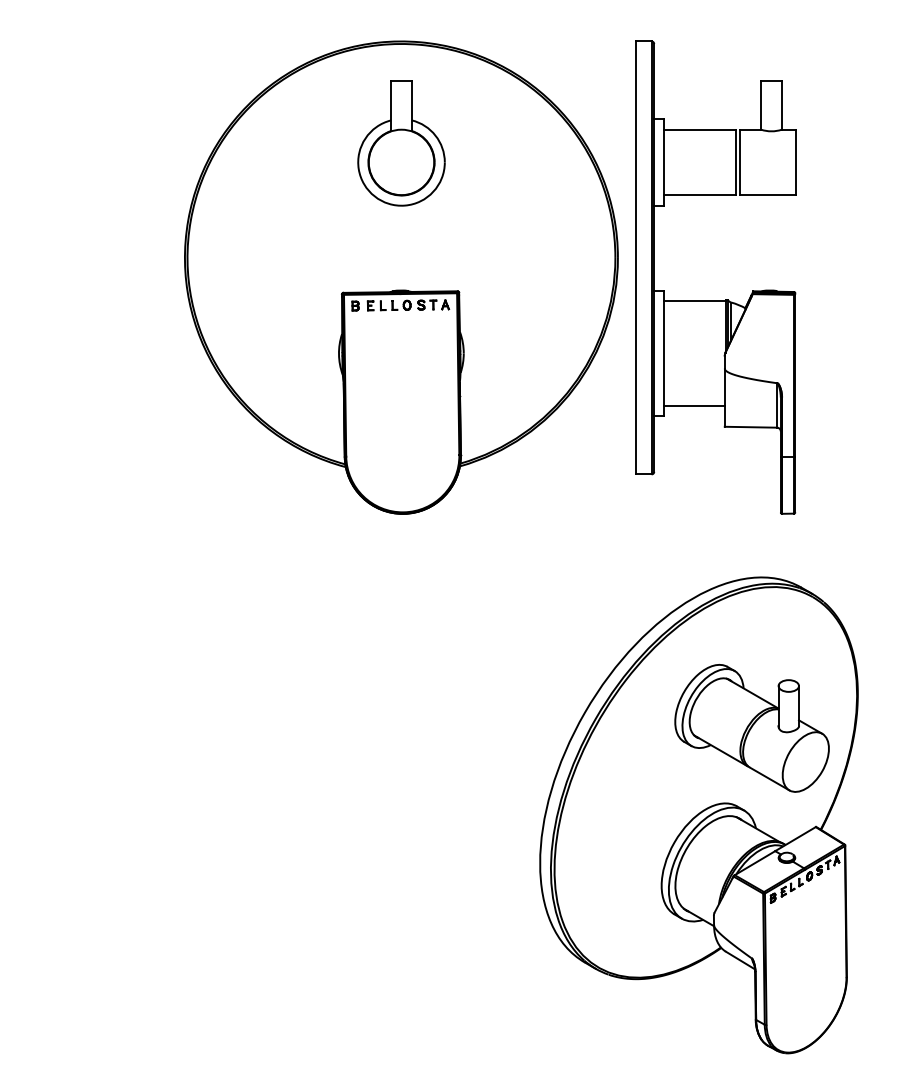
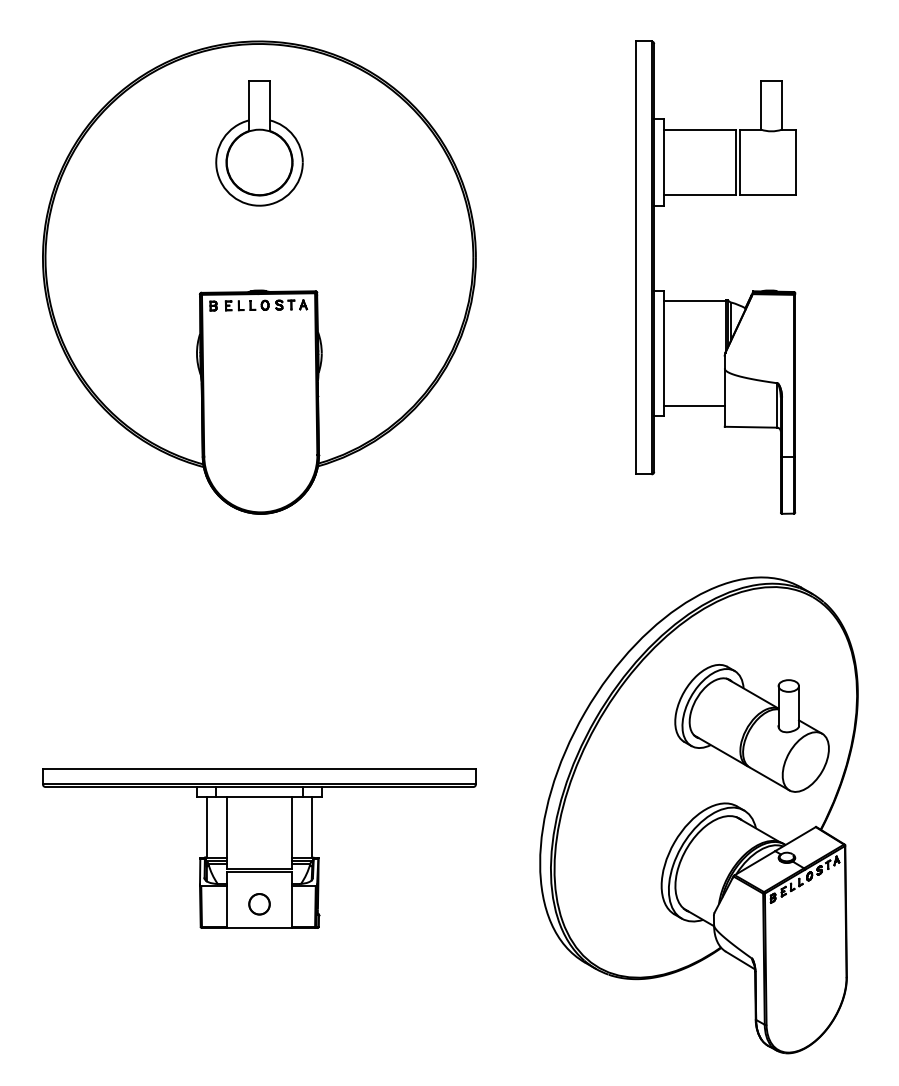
part position: (401, 277) -> (259, 277) (259, 277)
part: none -> present (259, 848)
